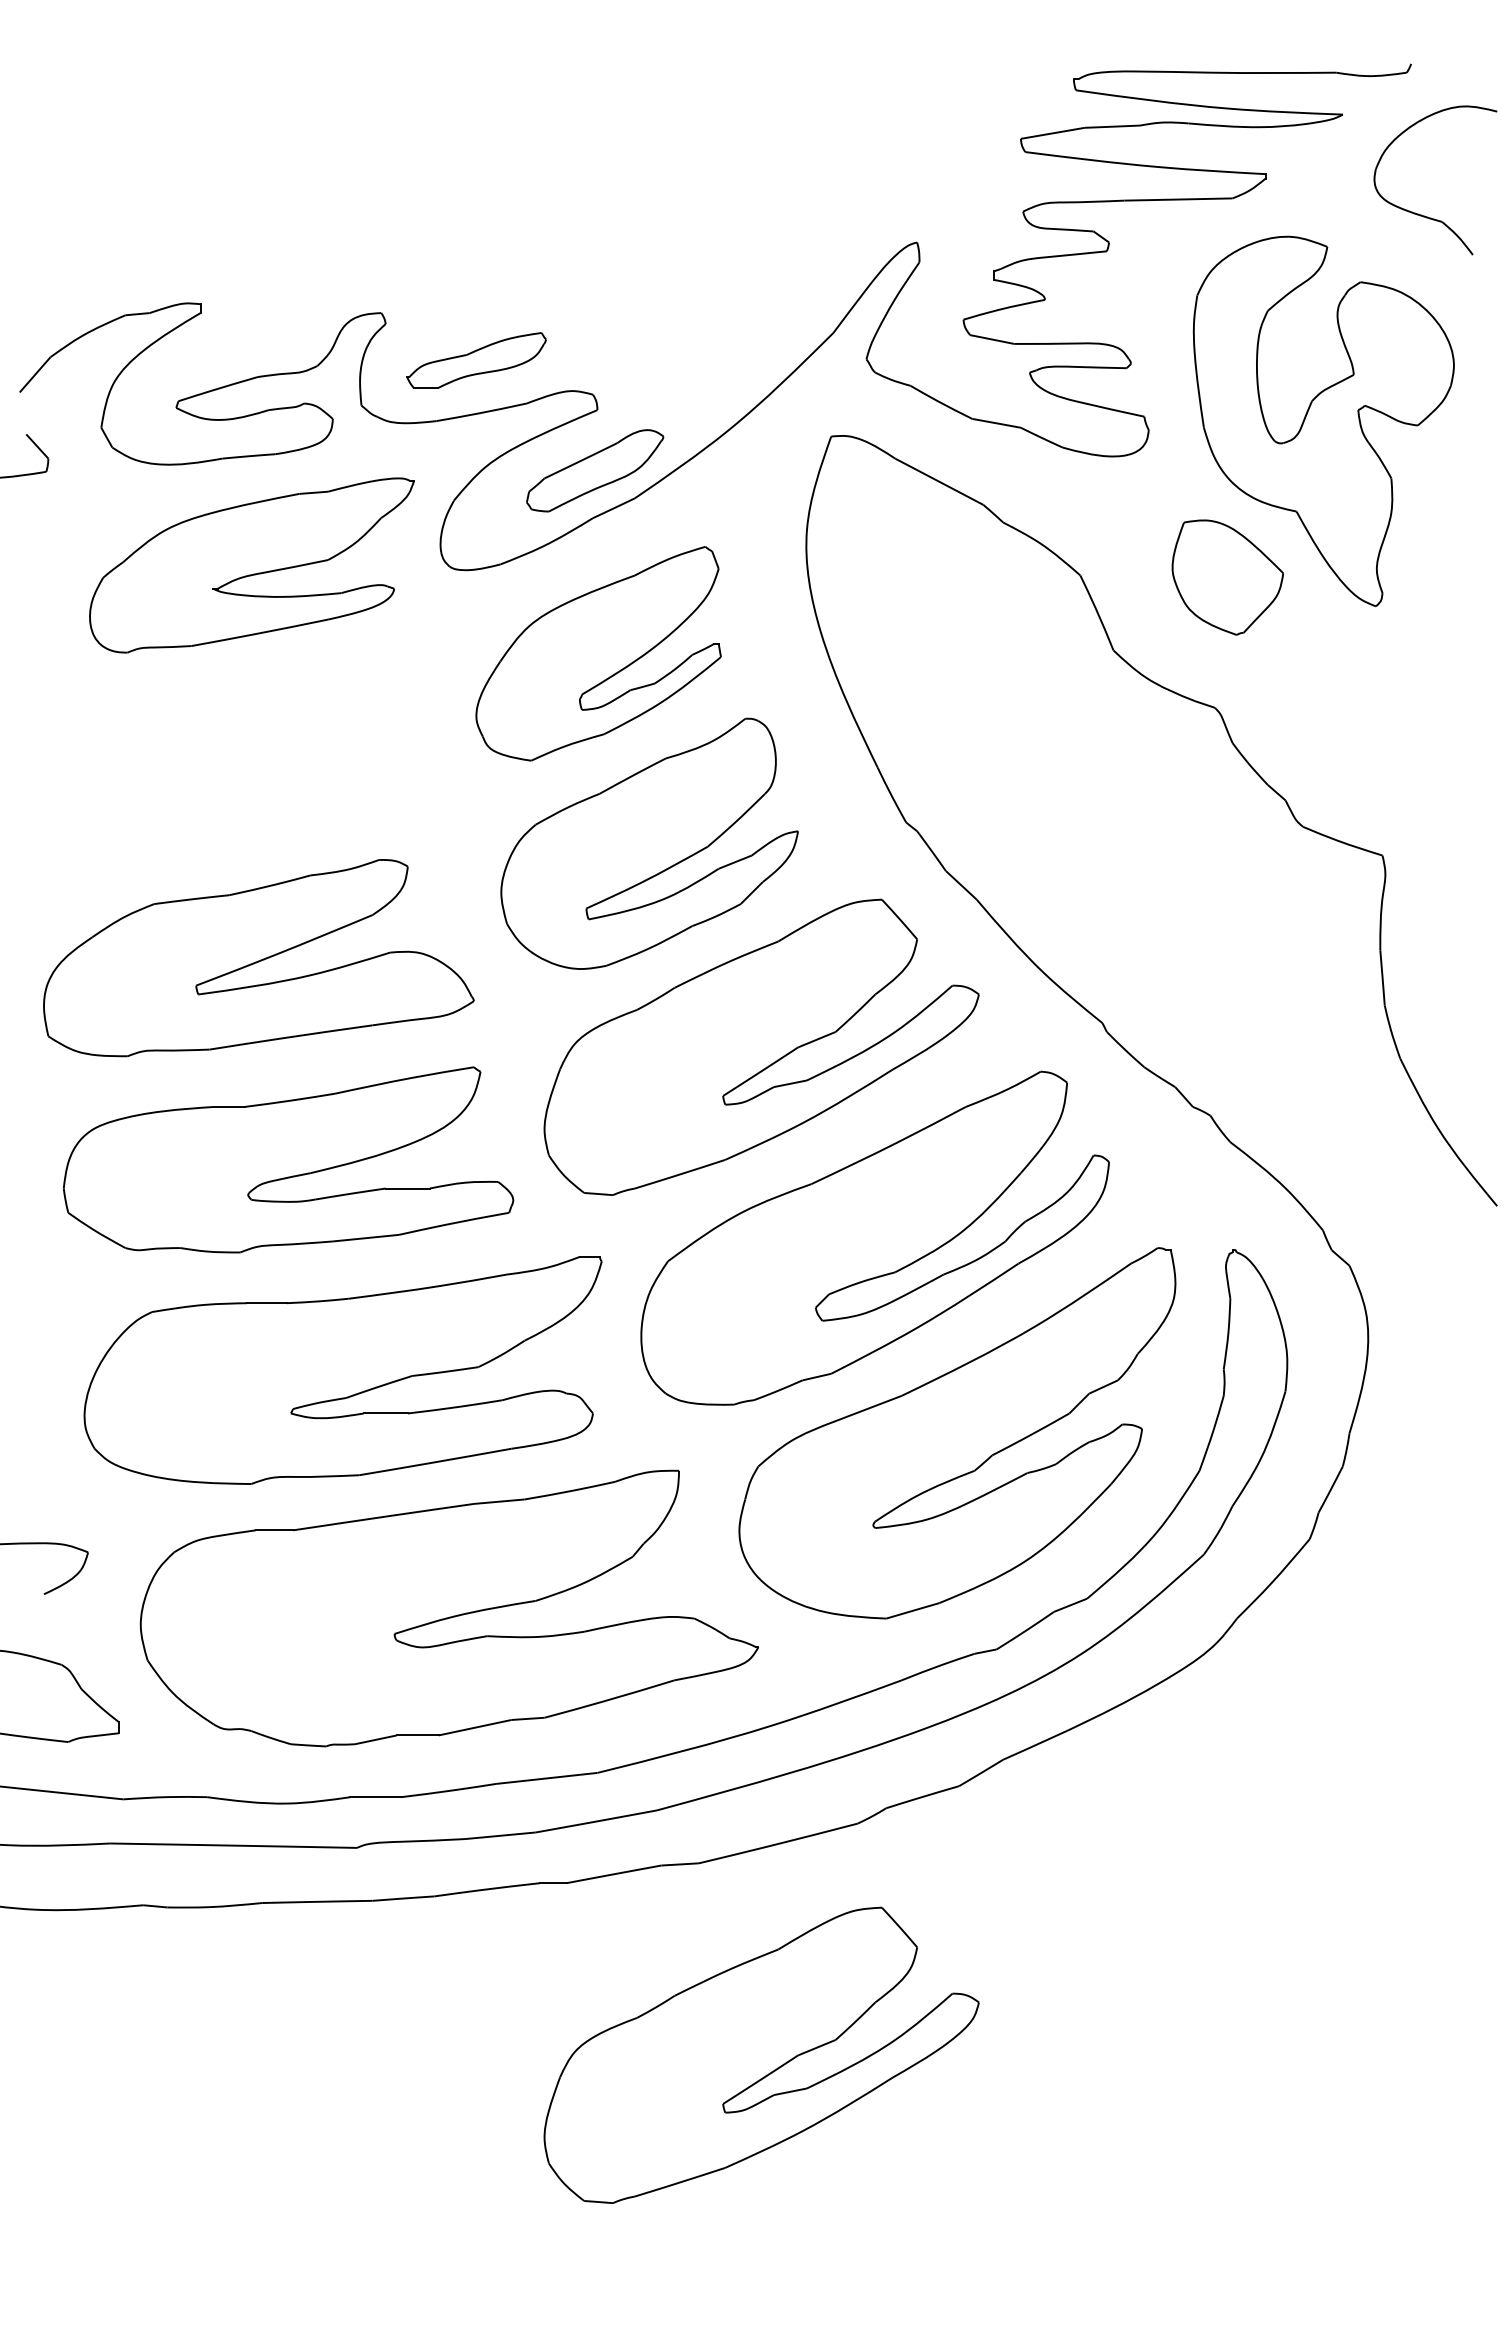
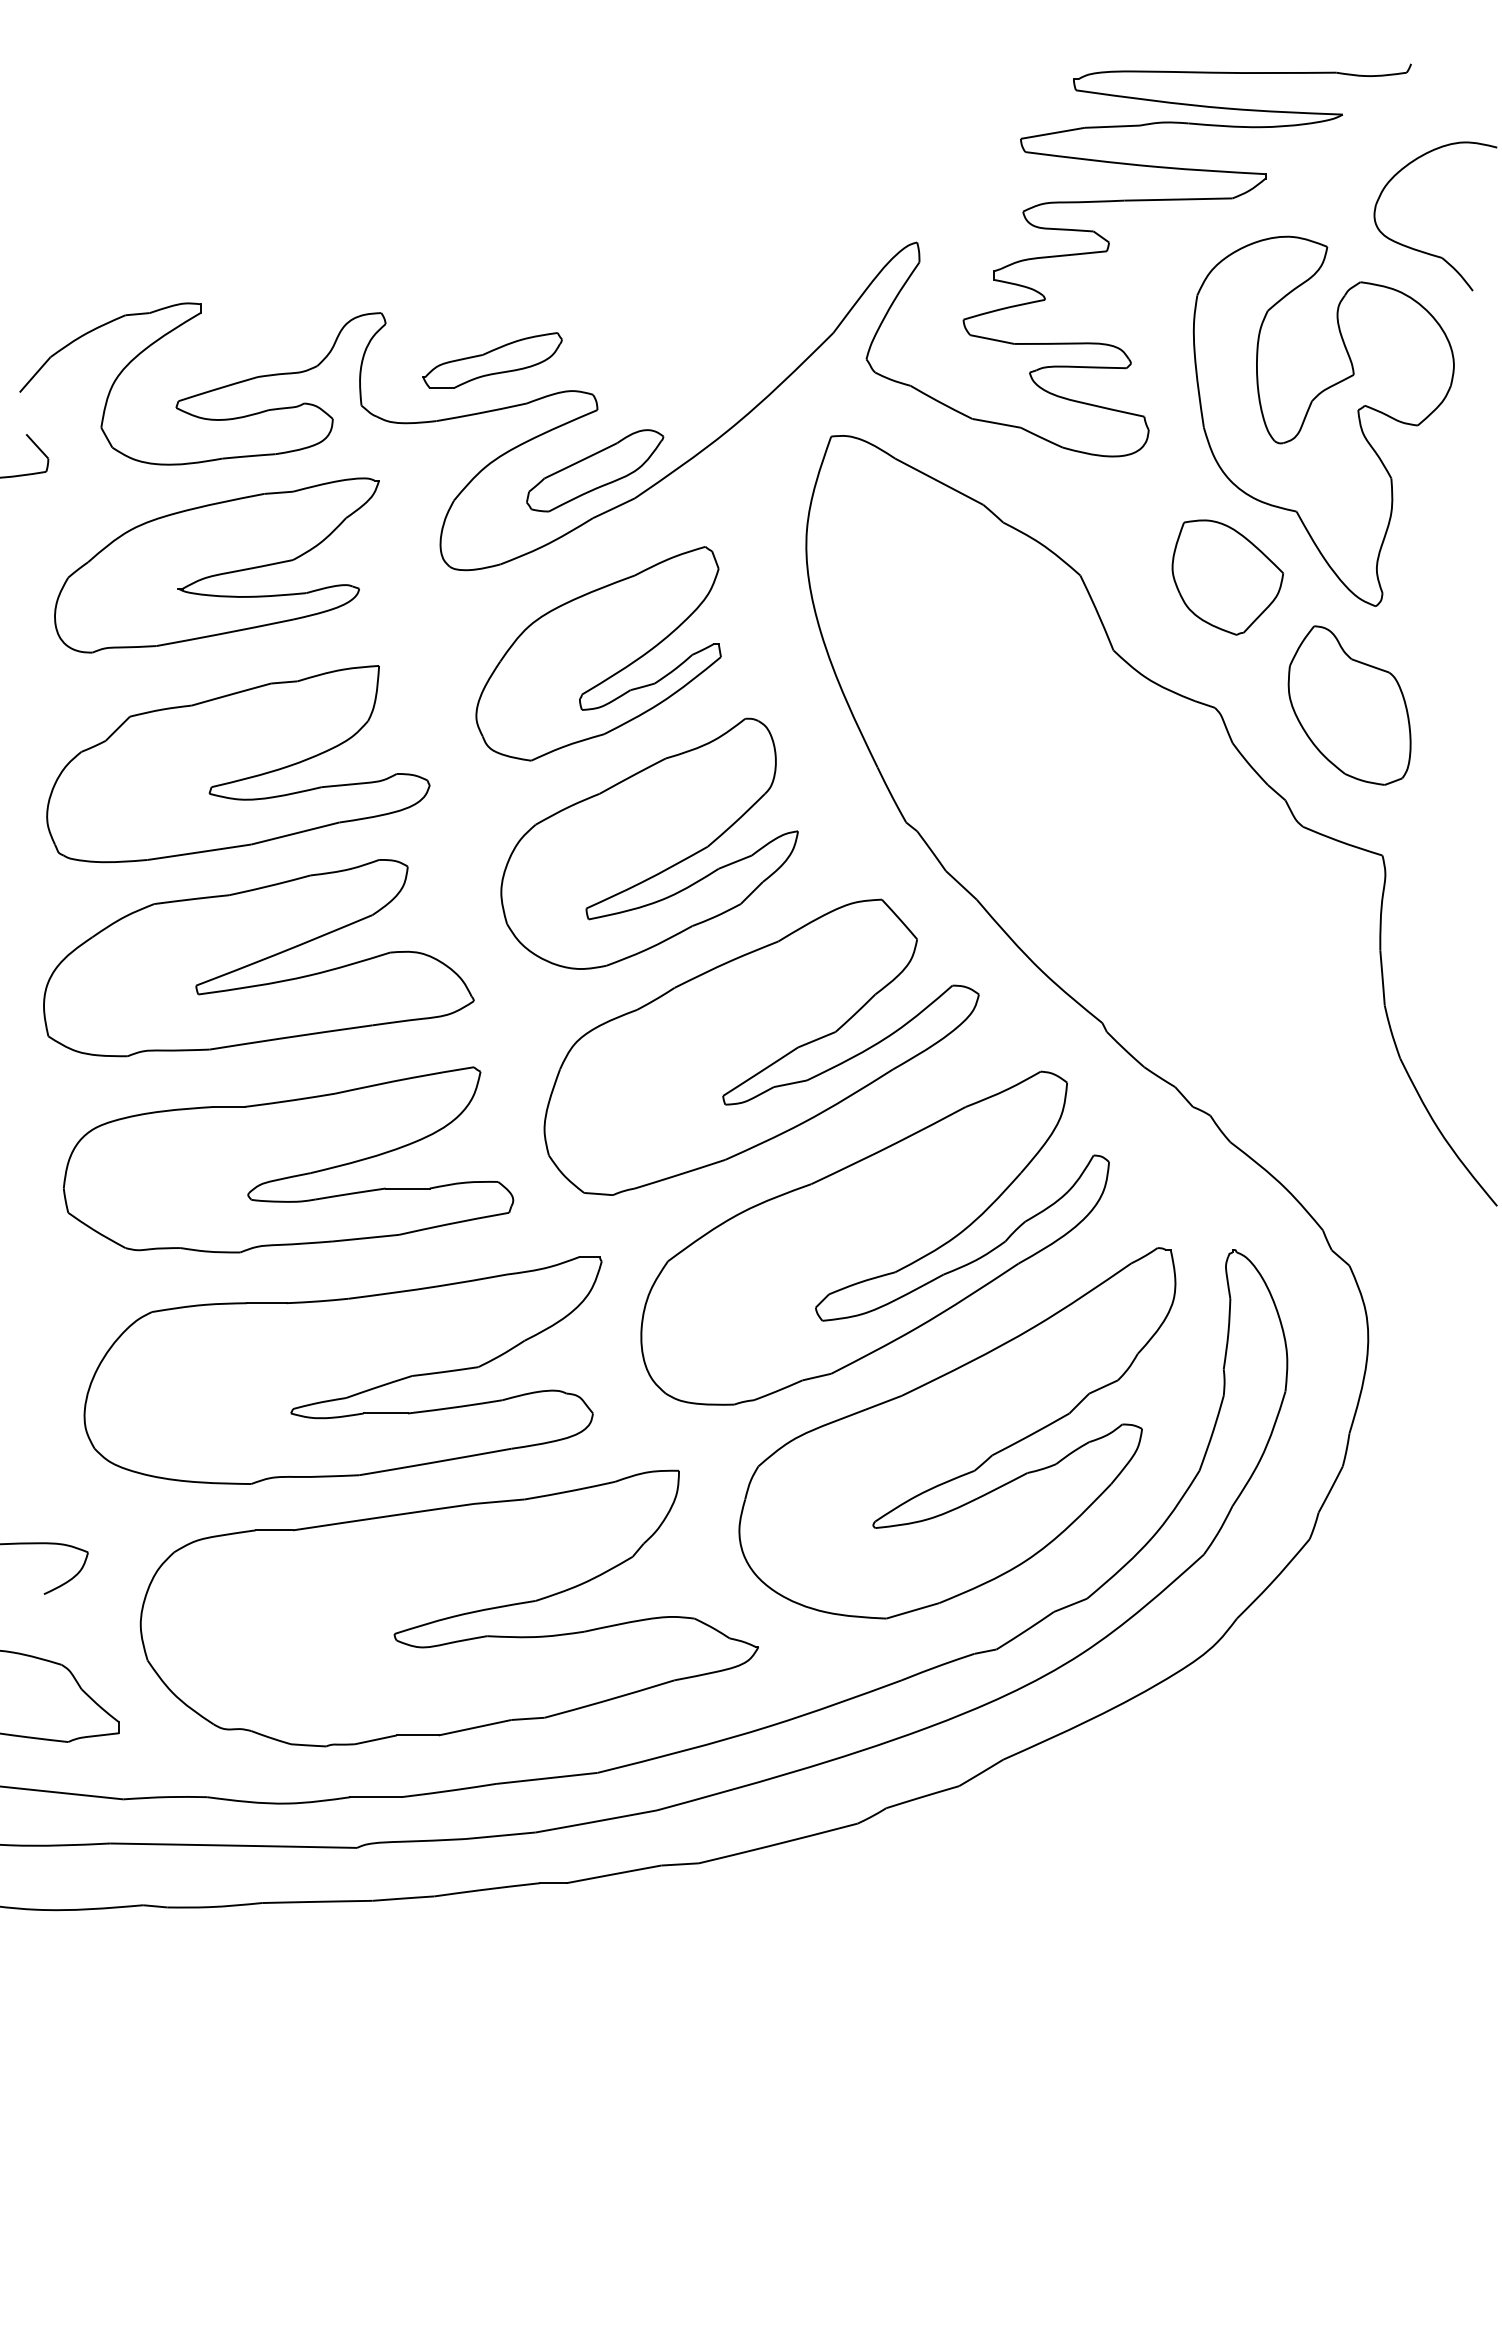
part position: (1424, 215) -> (1424, 251) (1424, 251)
part position: (476, 360) -> (492, 360) (492, 360)
part position: (251, 565) -> (216, 565) (216, 565)
part: none -> present (1349, 705)
part: none -> present (238, 764)
part: present -> none (761, 2054)
